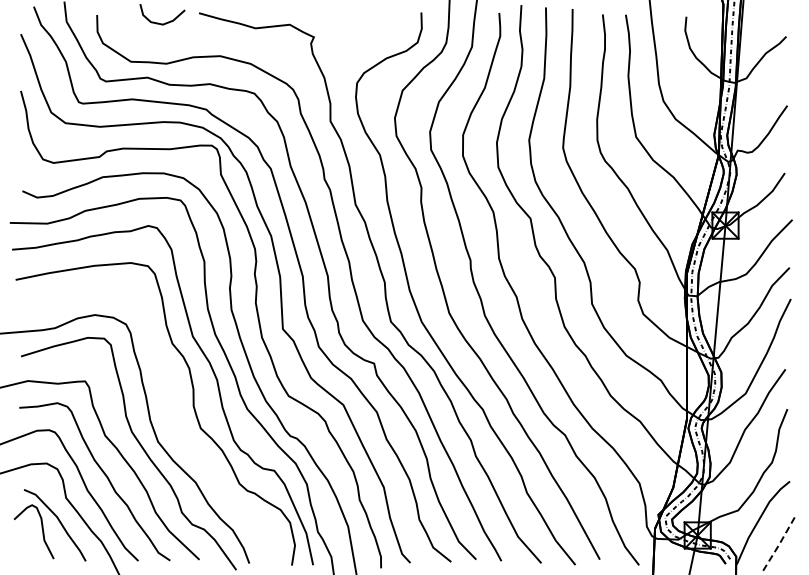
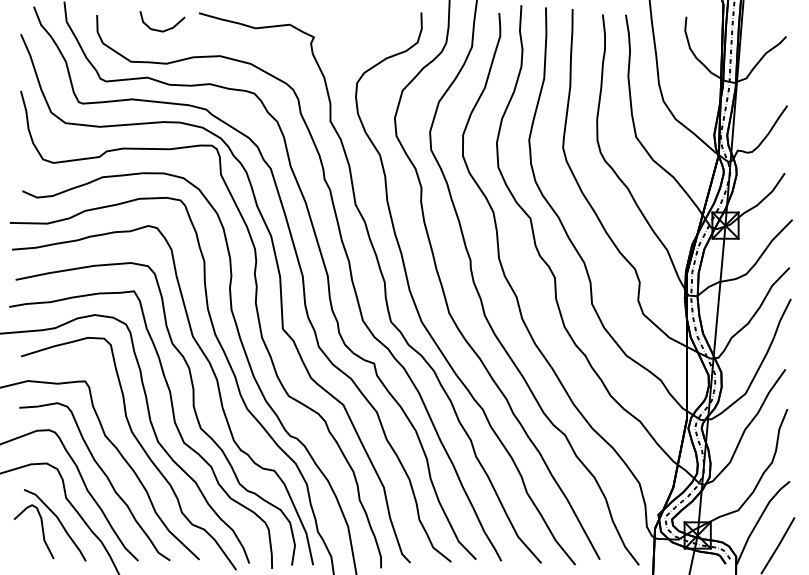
curve position: (165, 22) -> (165, 29) (165, 29)
curve: none -> present (173, 421)
line: dashed -> solid (778, 545)
